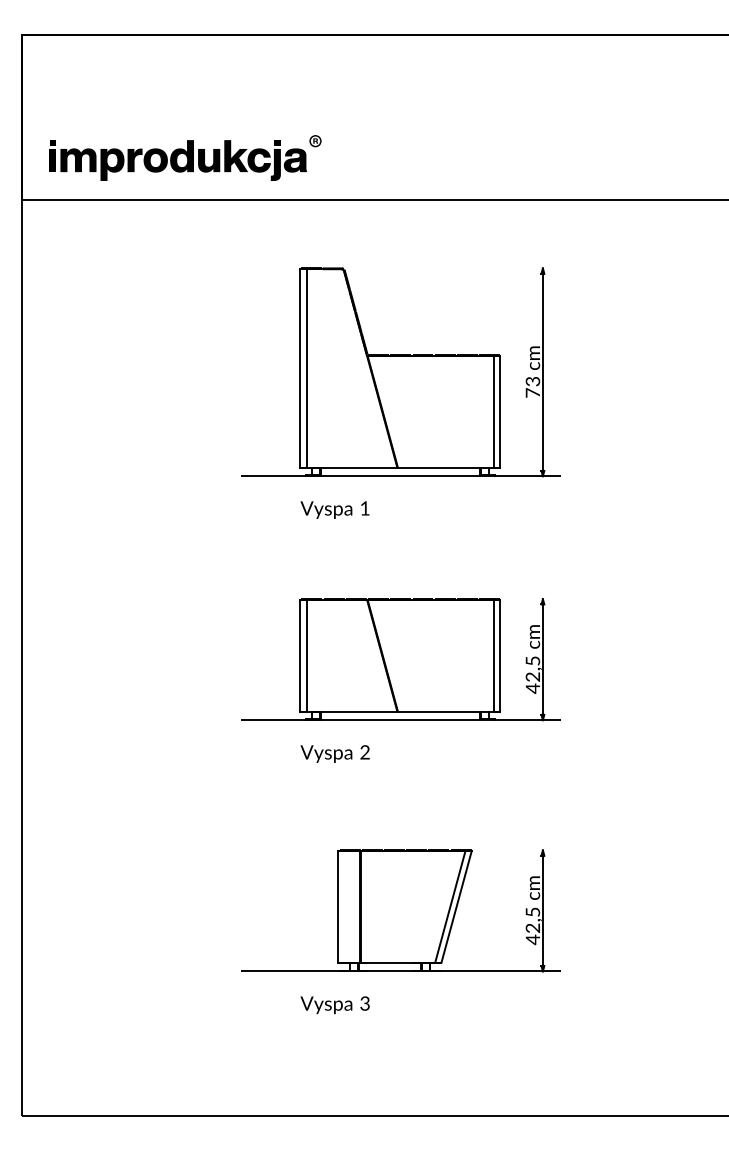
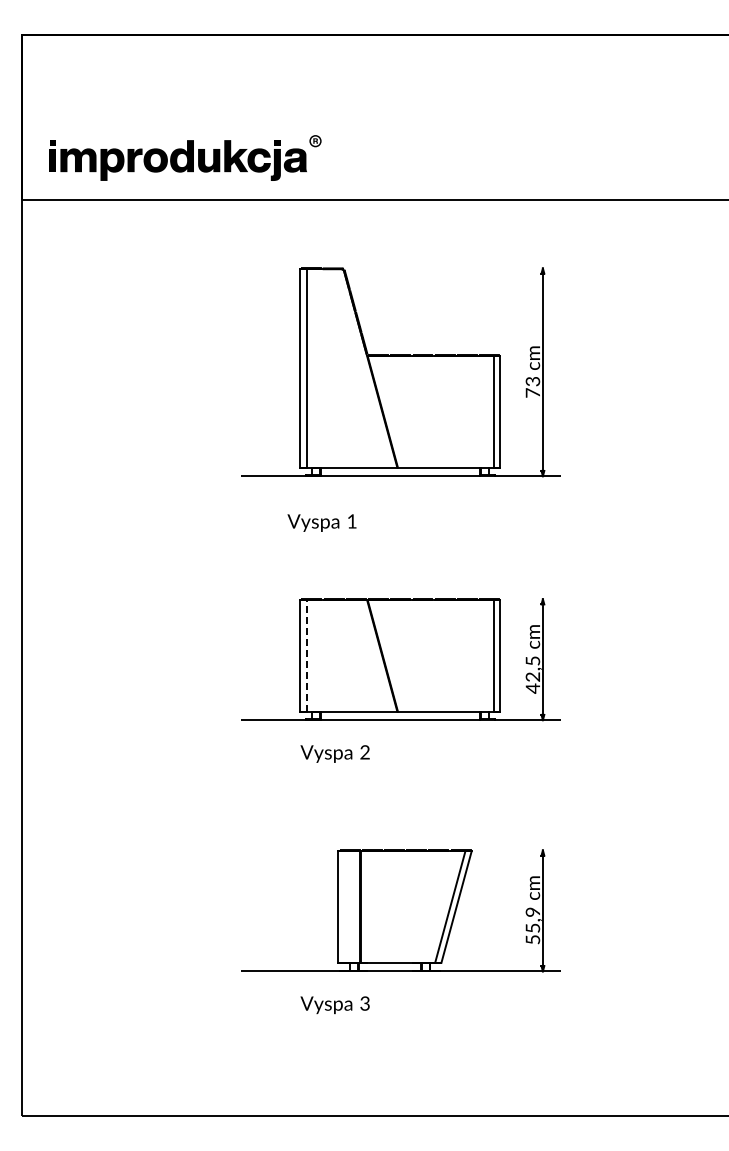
text position: (334, 509) -> (321, 522) (321, 522)
line: solid -> dashed (306, 655)
text: 42,5 -> 55,9 (532, 926)
